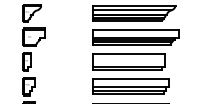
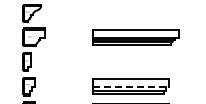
part: present -> none (134, 13)
part: present -> none (128, 61)
line: solid -> dashed (131, 86)
